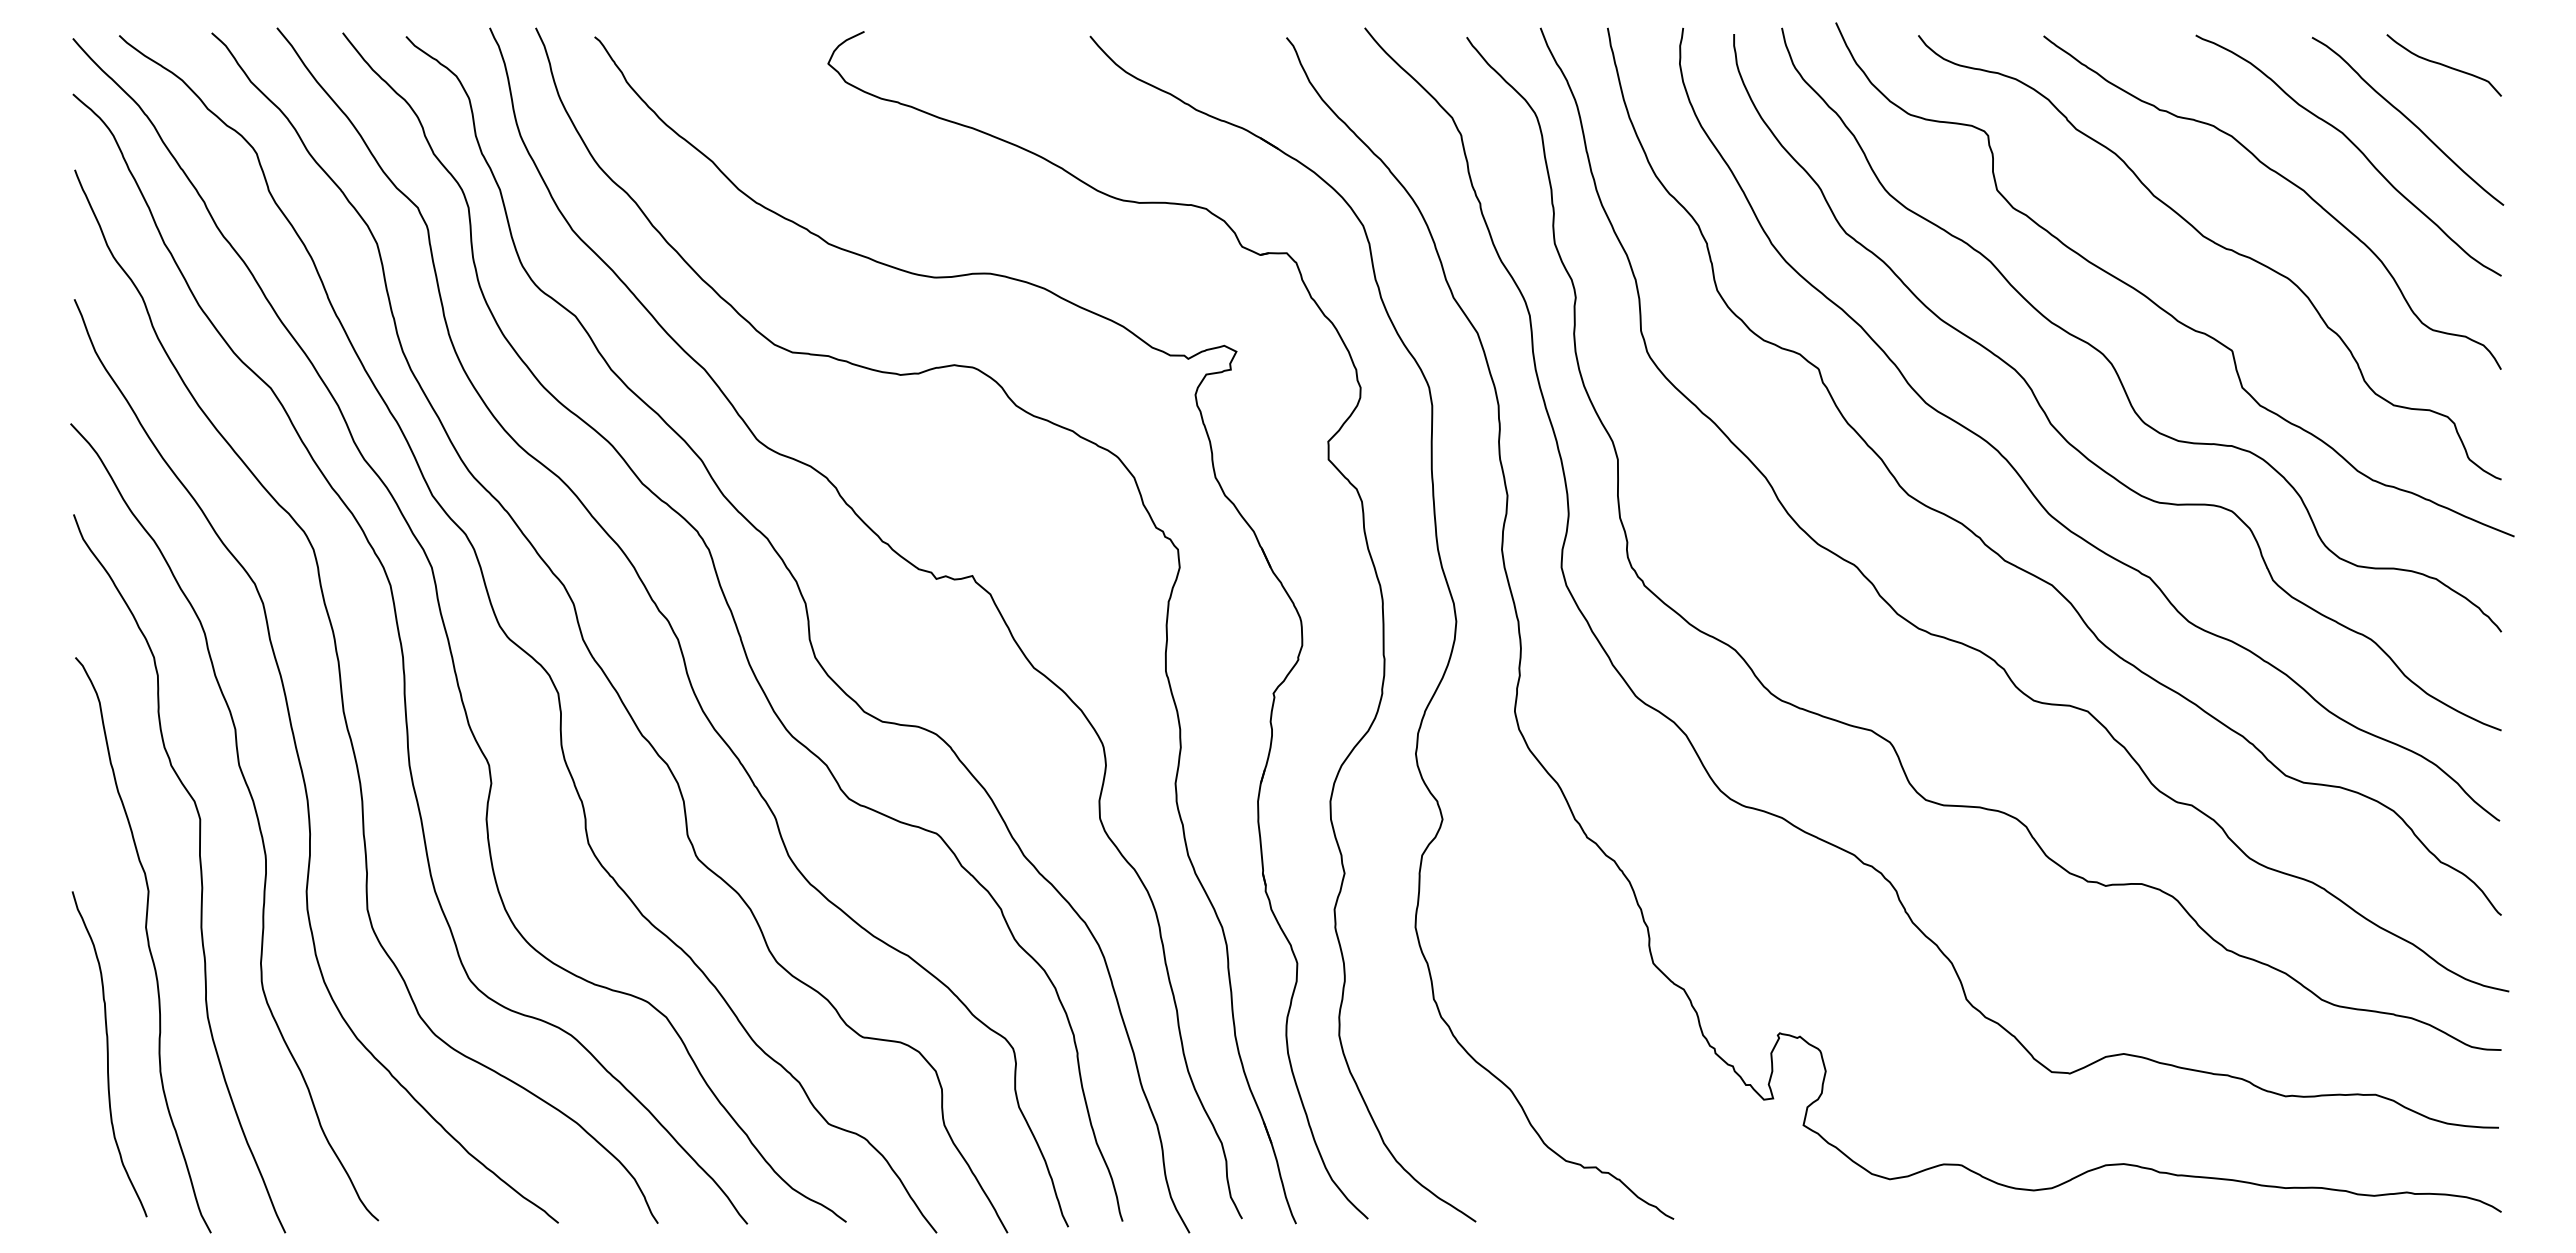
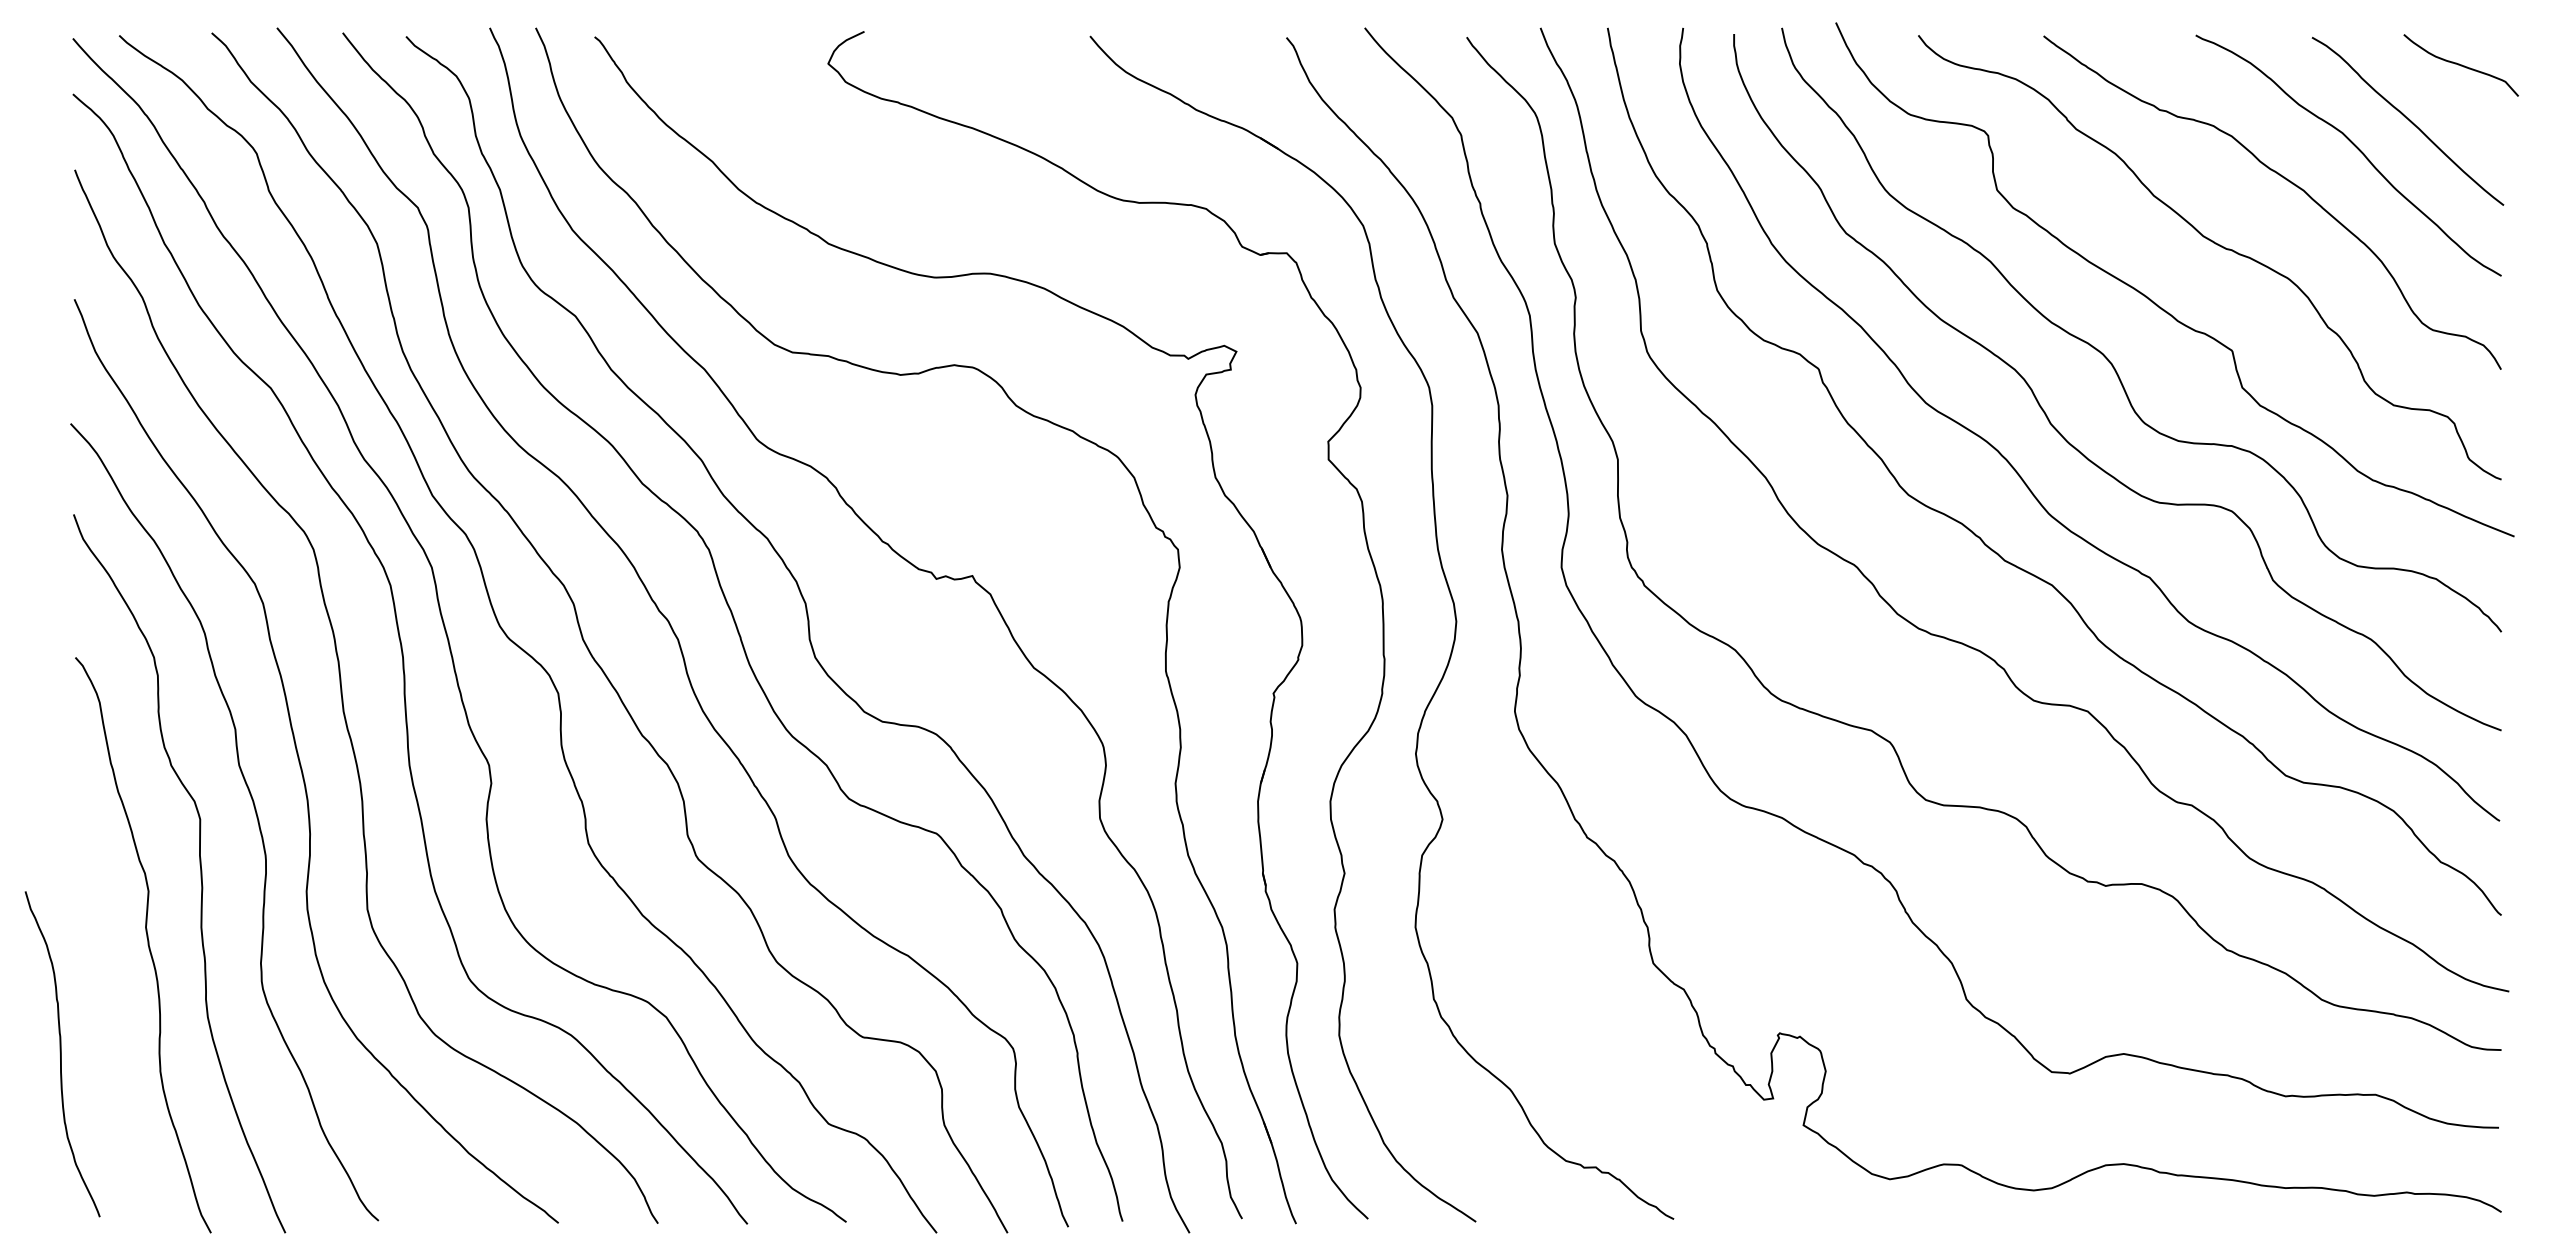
curve position: (2443, 65) -> (2460, 65) (2460, 65)
curve position: (108, 1054) -> (61, 1054) (61, 1054)
